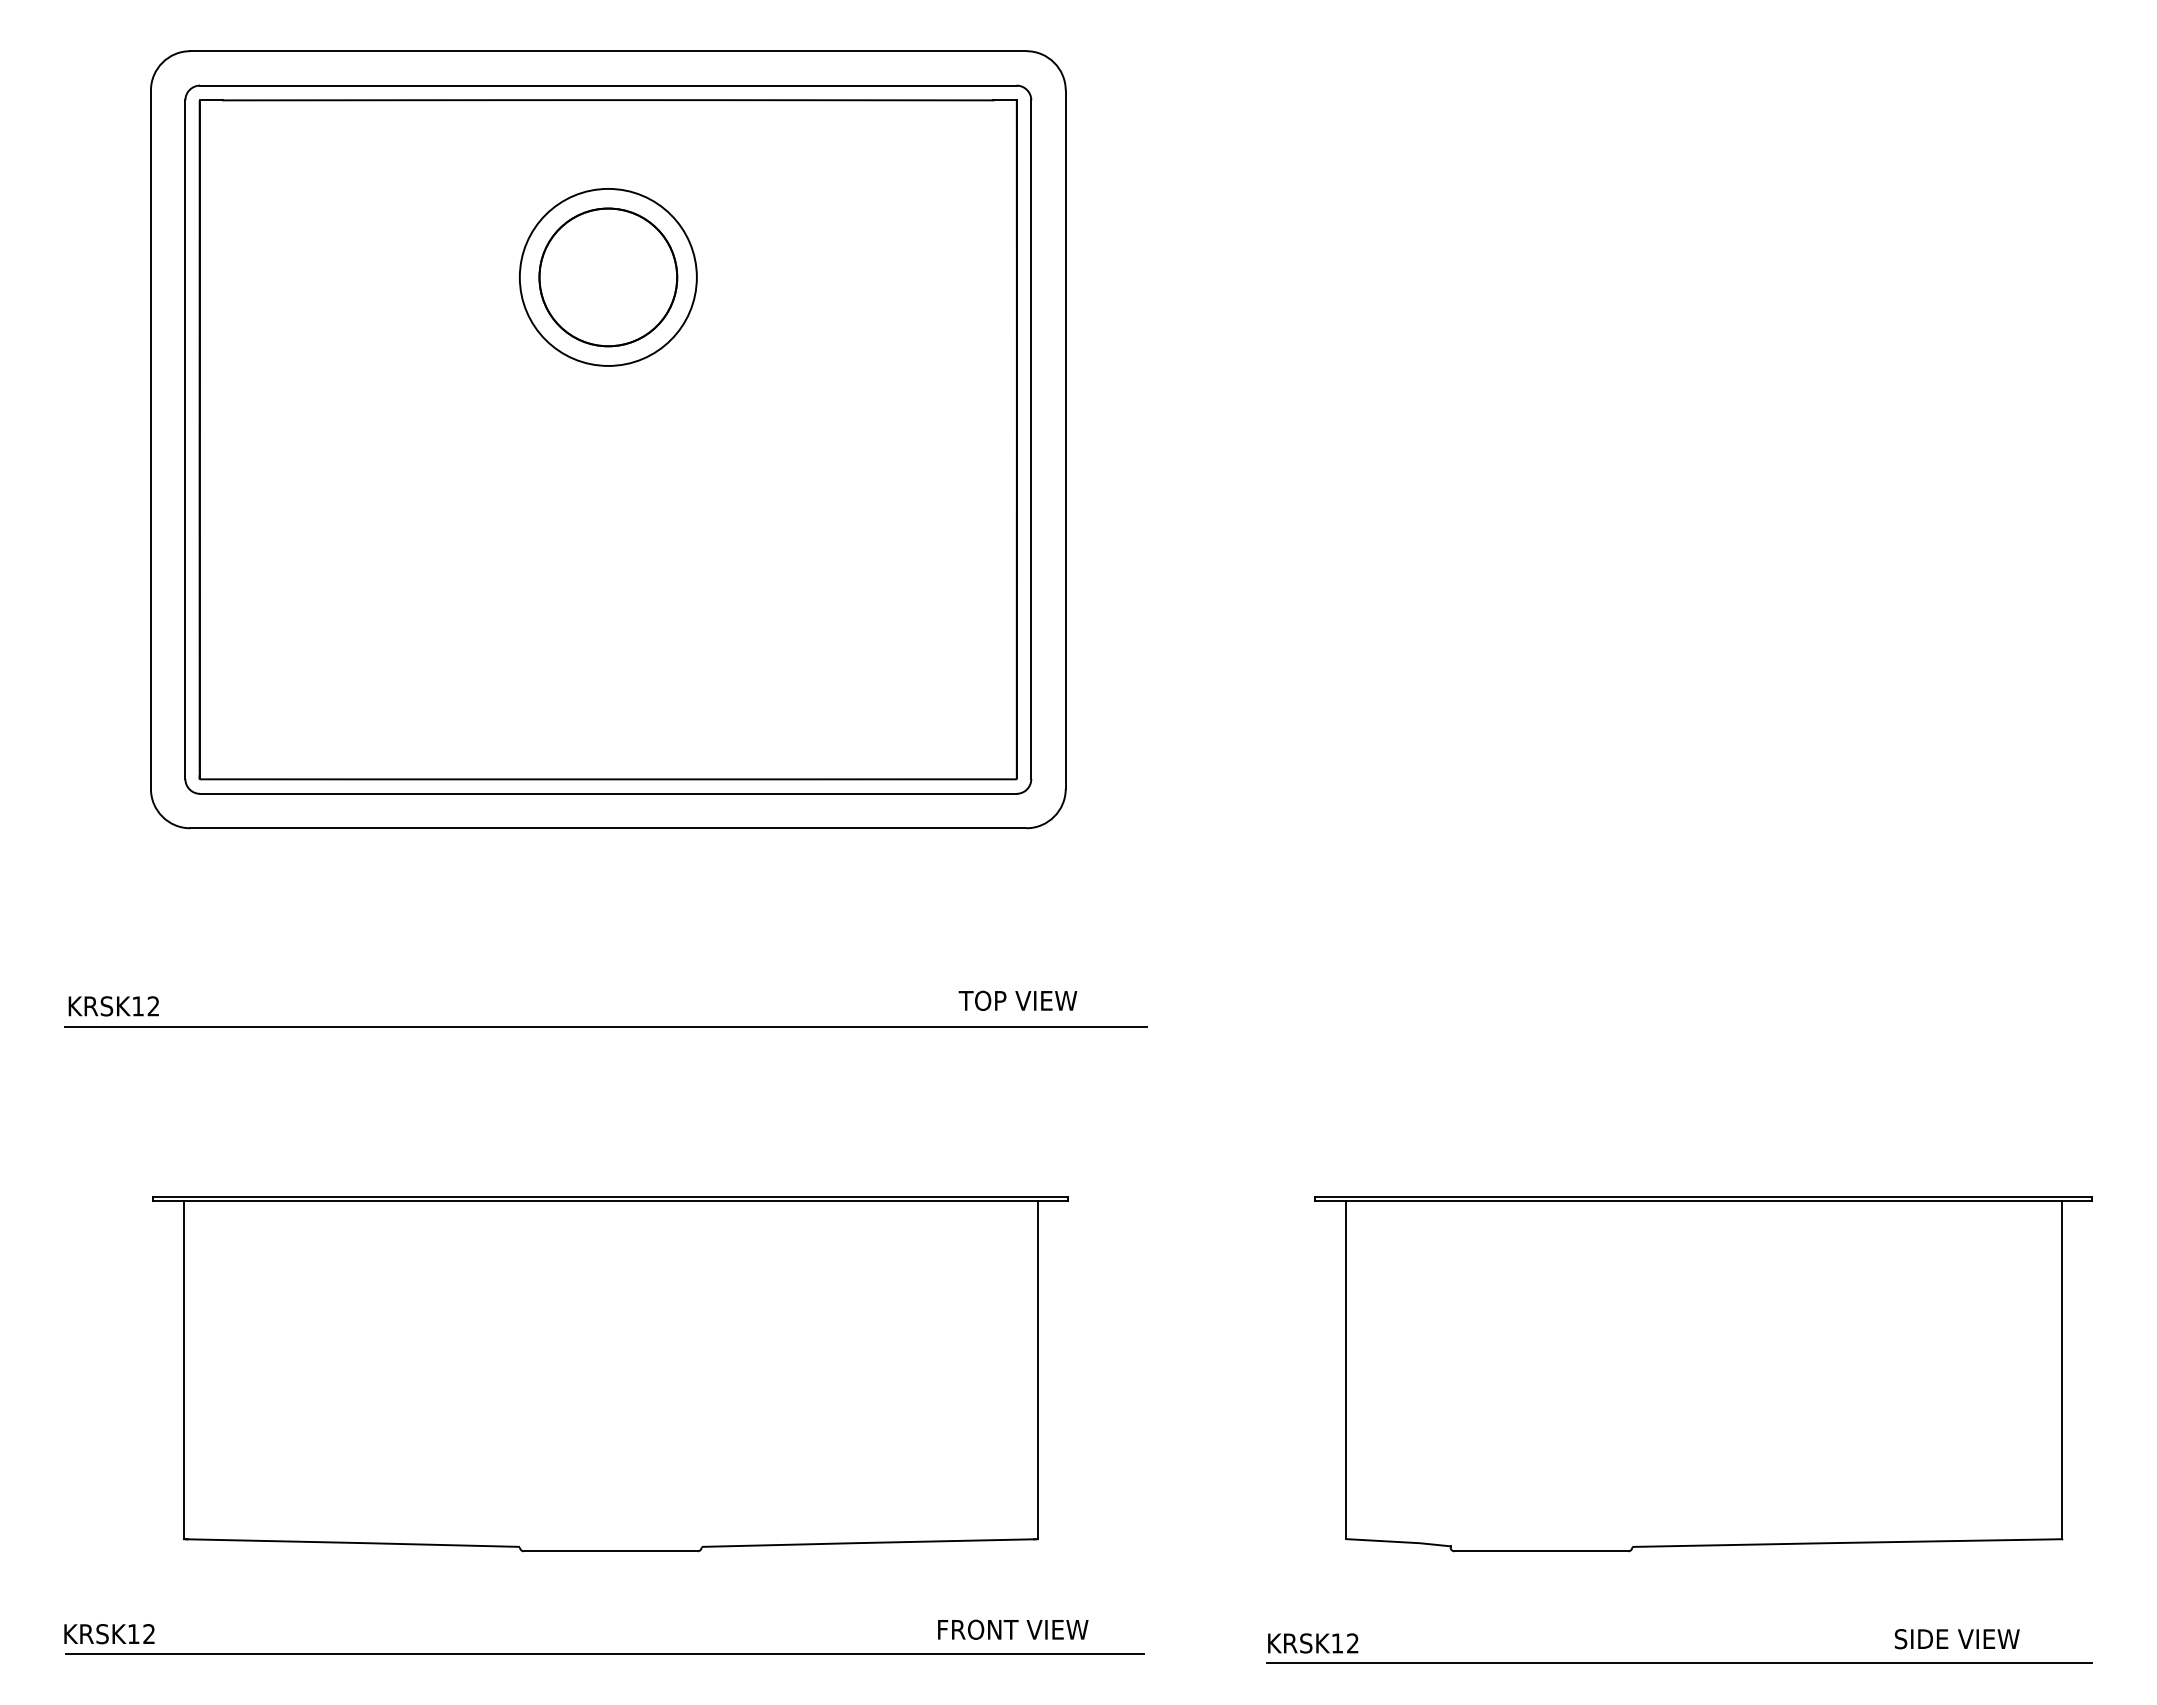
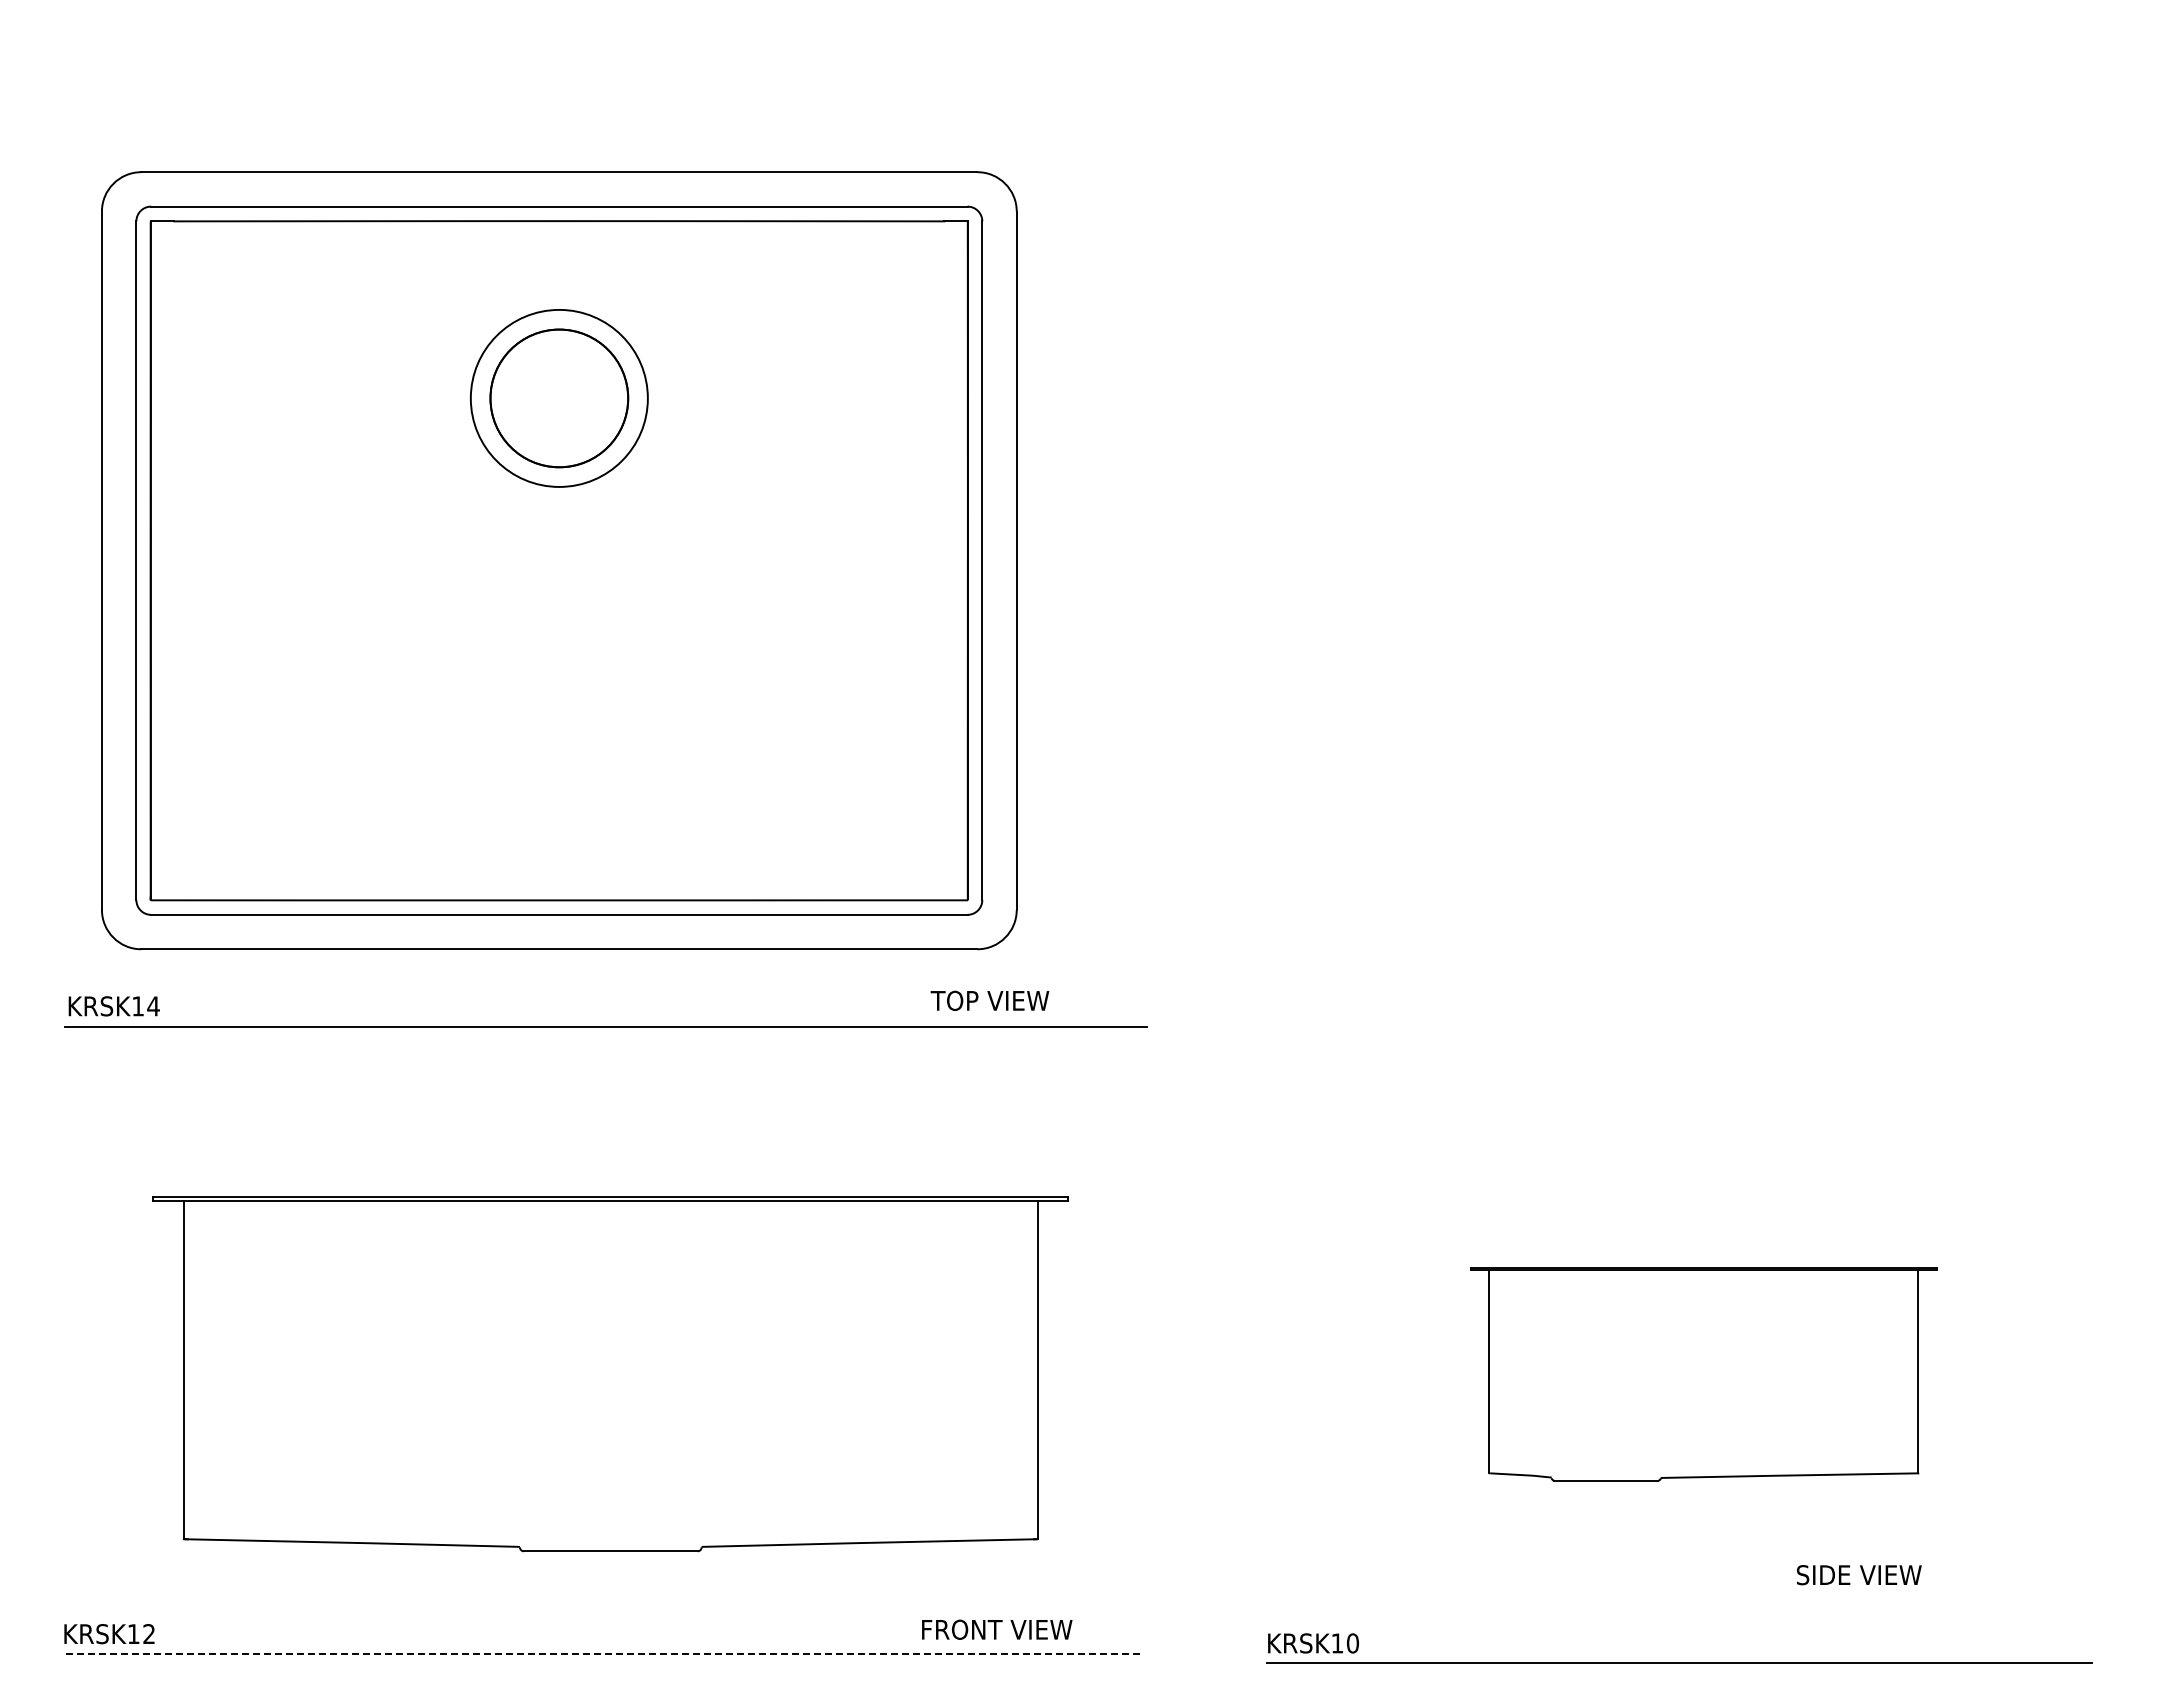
part position: (608, 439) -> (559, 560) (559, 560)
text position: (1017, 1000) -> (989, 1000) (989, 1000)
text: KRSK12 -> KRSK14 (153, 1006)
part size: 779x357 px -> 468x215 px (1703, 1374)
text position: (1013, 1629) -> (997, 1629) (997, 1629)
text position: (1957, 1639) -> (1859, 1575) (1859, 1575)
text: KRSK12 -> KRSK10 (1352, 1643)
line: solid -> dashed (605, 1653)
